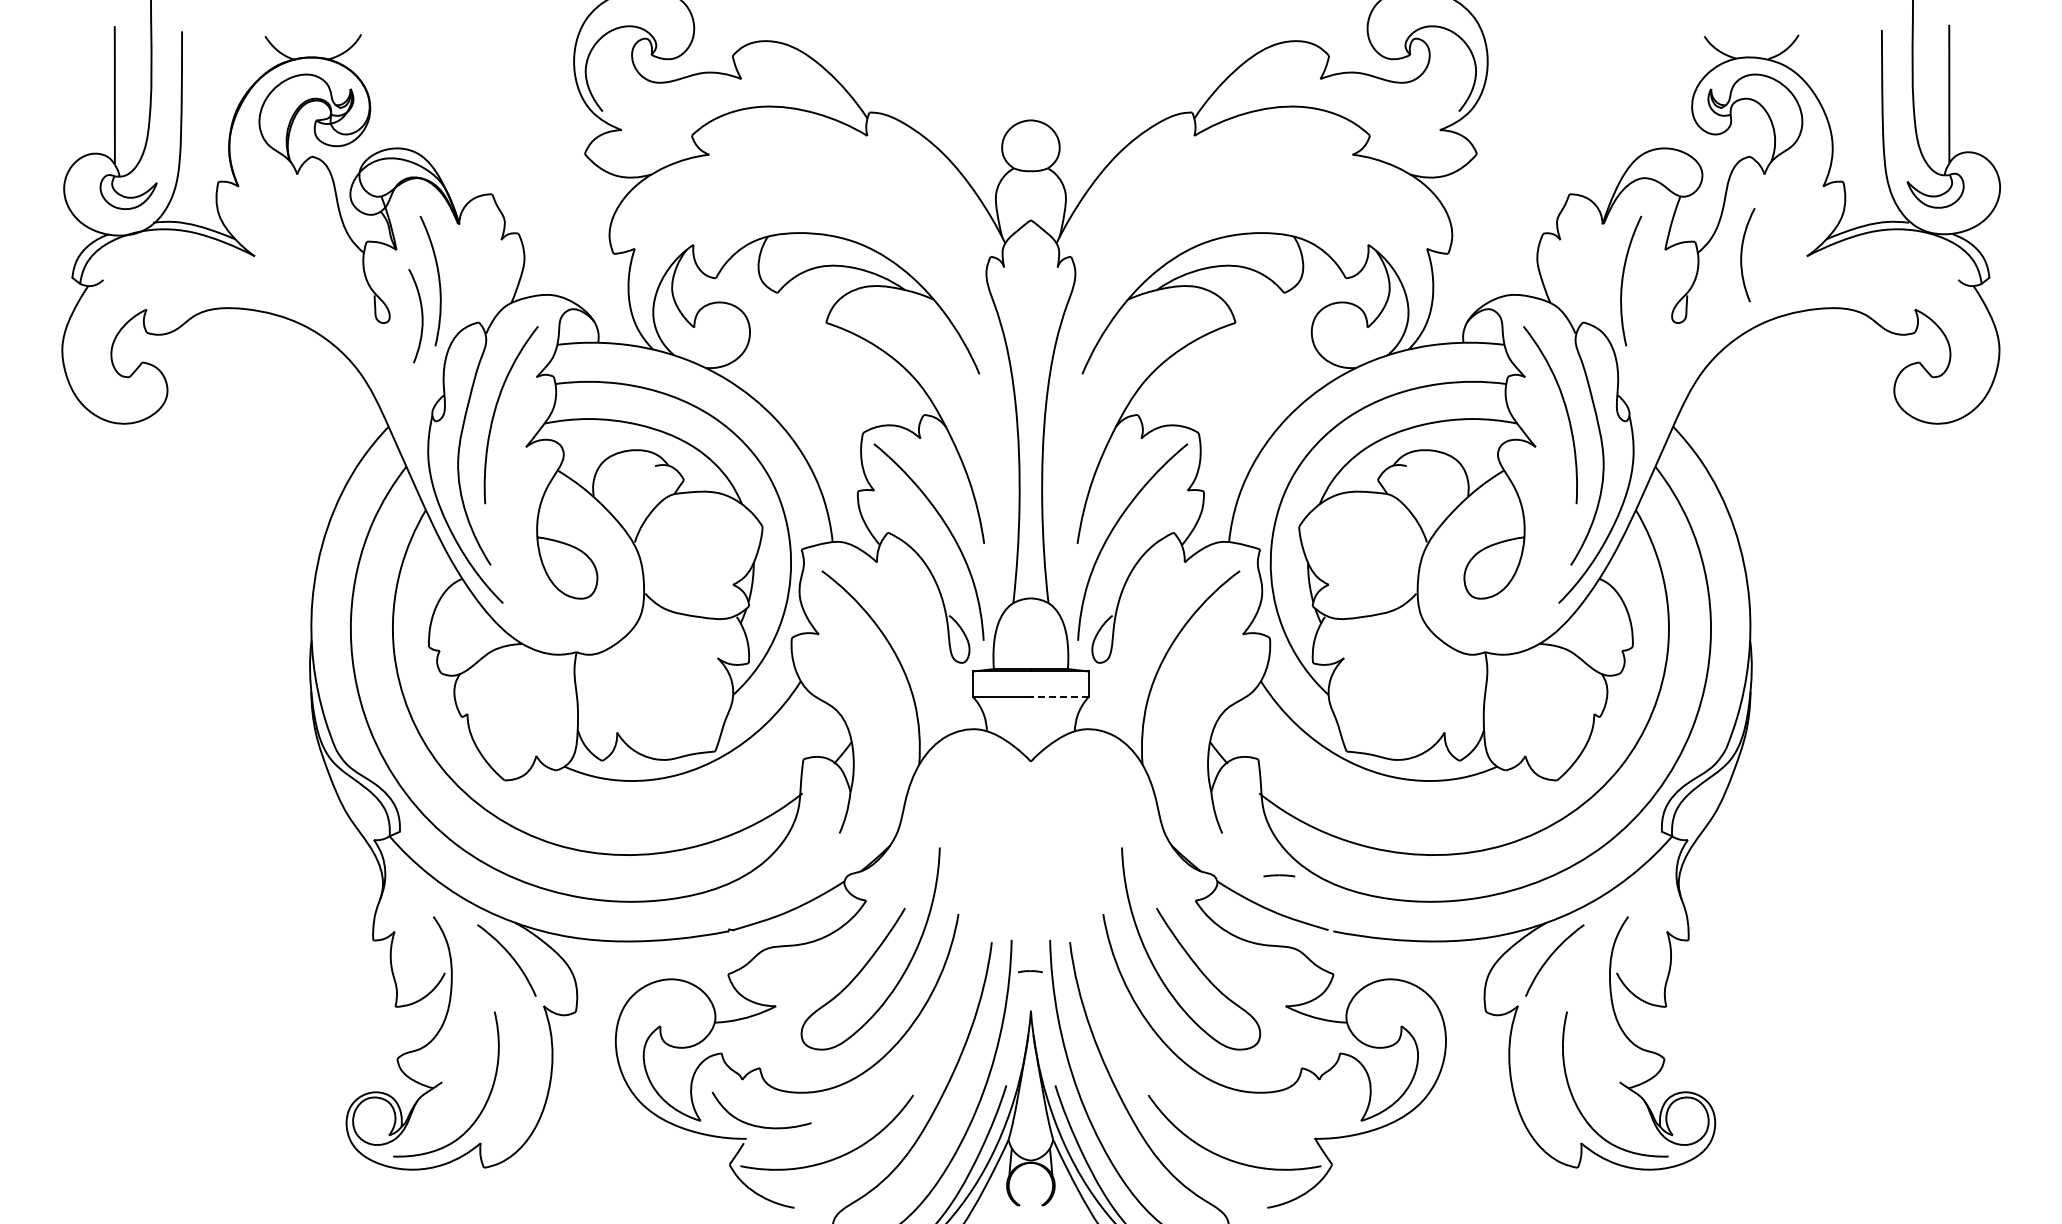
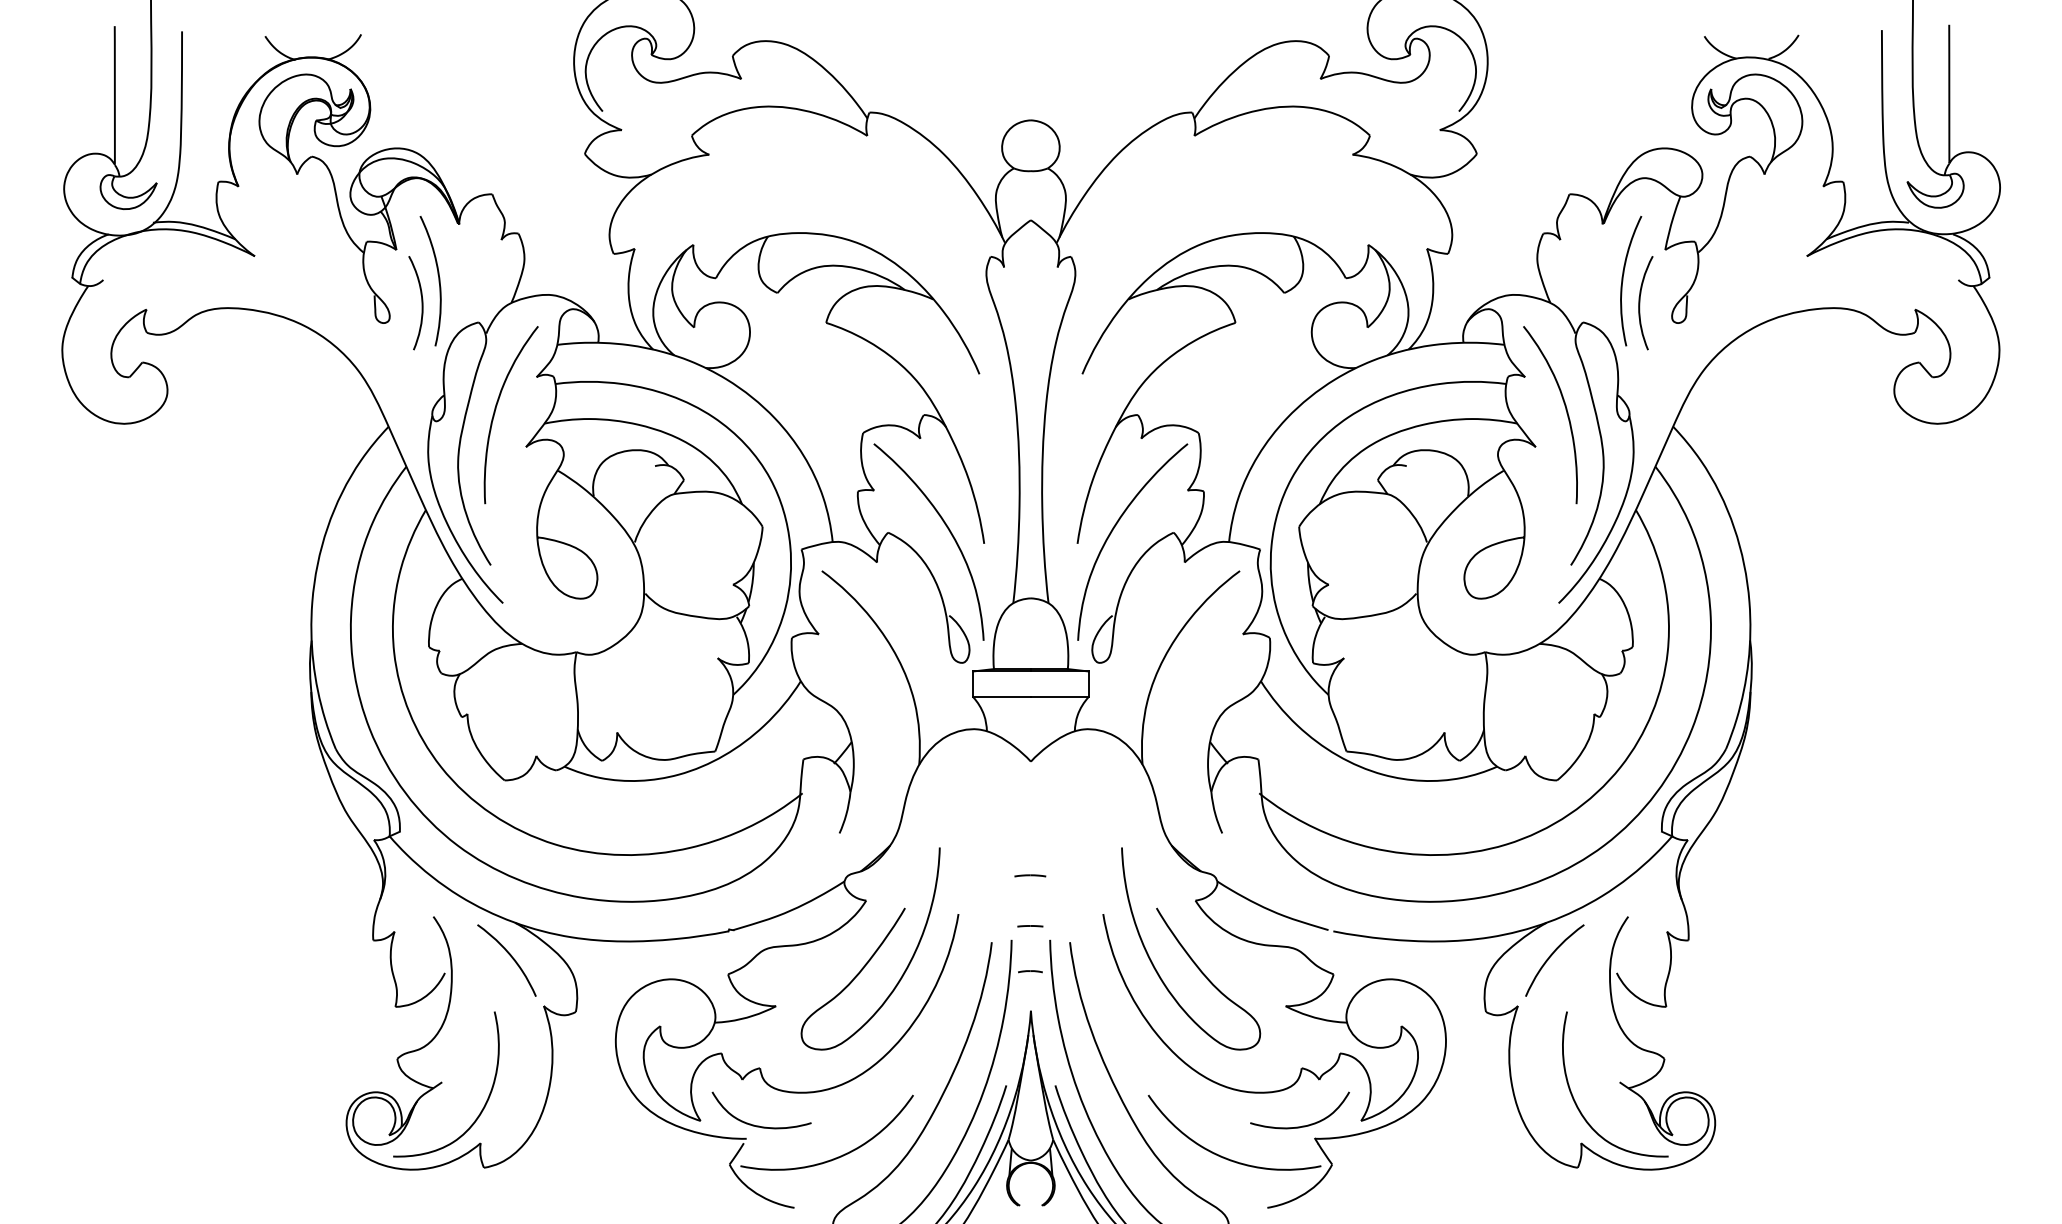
curve position: (1742, 255) -> (1640, 303) (1640, 303)
curve position: (421, 316) -> (421, 303) (421, 303)
line: dashed -> solid (1059, 696)
line position: (1279, 875) -> (1030, 875) (1030, 875)
line: none -> present (1030, 926)
curve: none -> present (1302, 1125)
